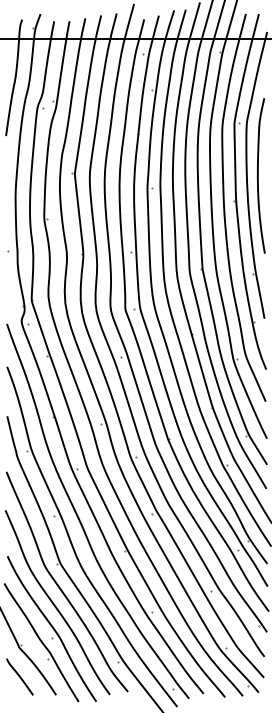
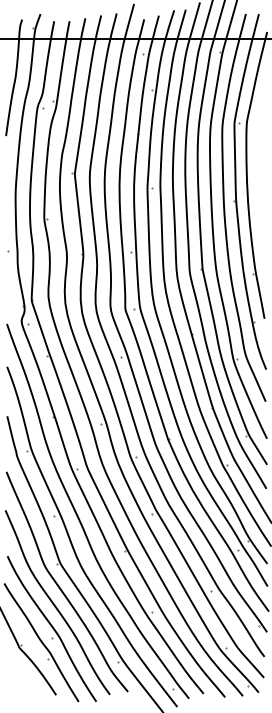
curve: present -> none (258, 175)
line: present -> none (19, 676)
